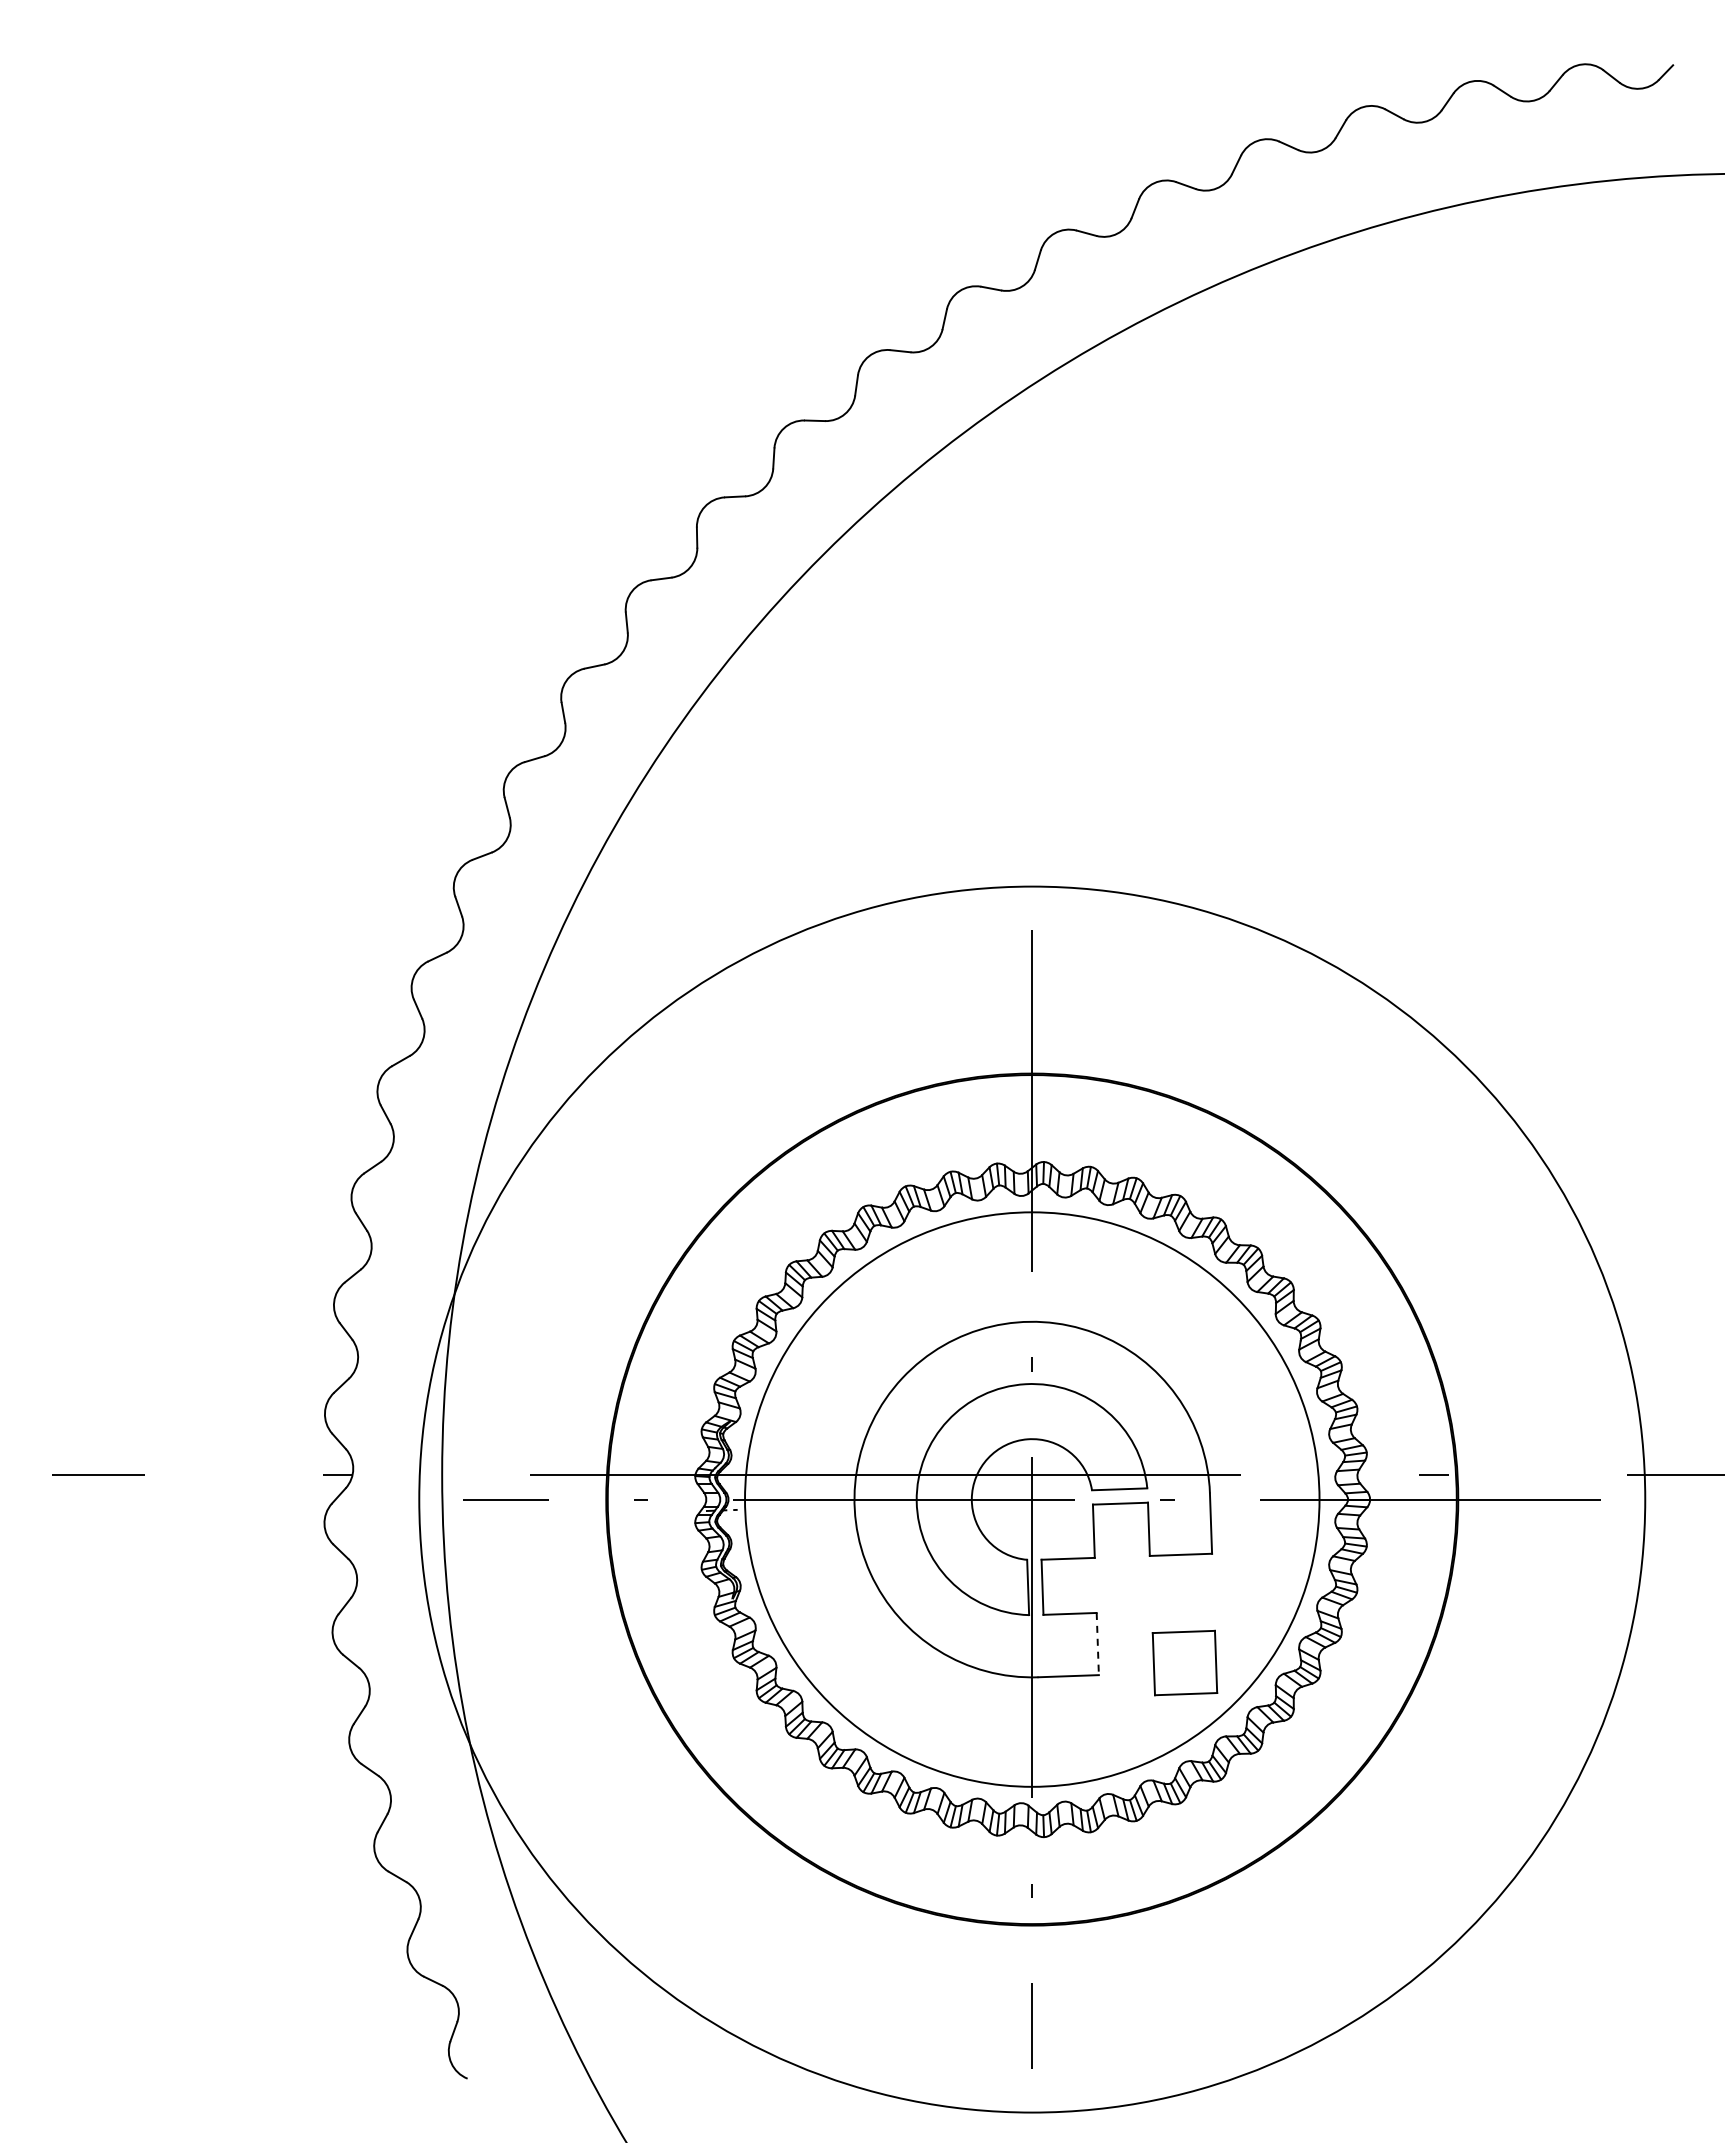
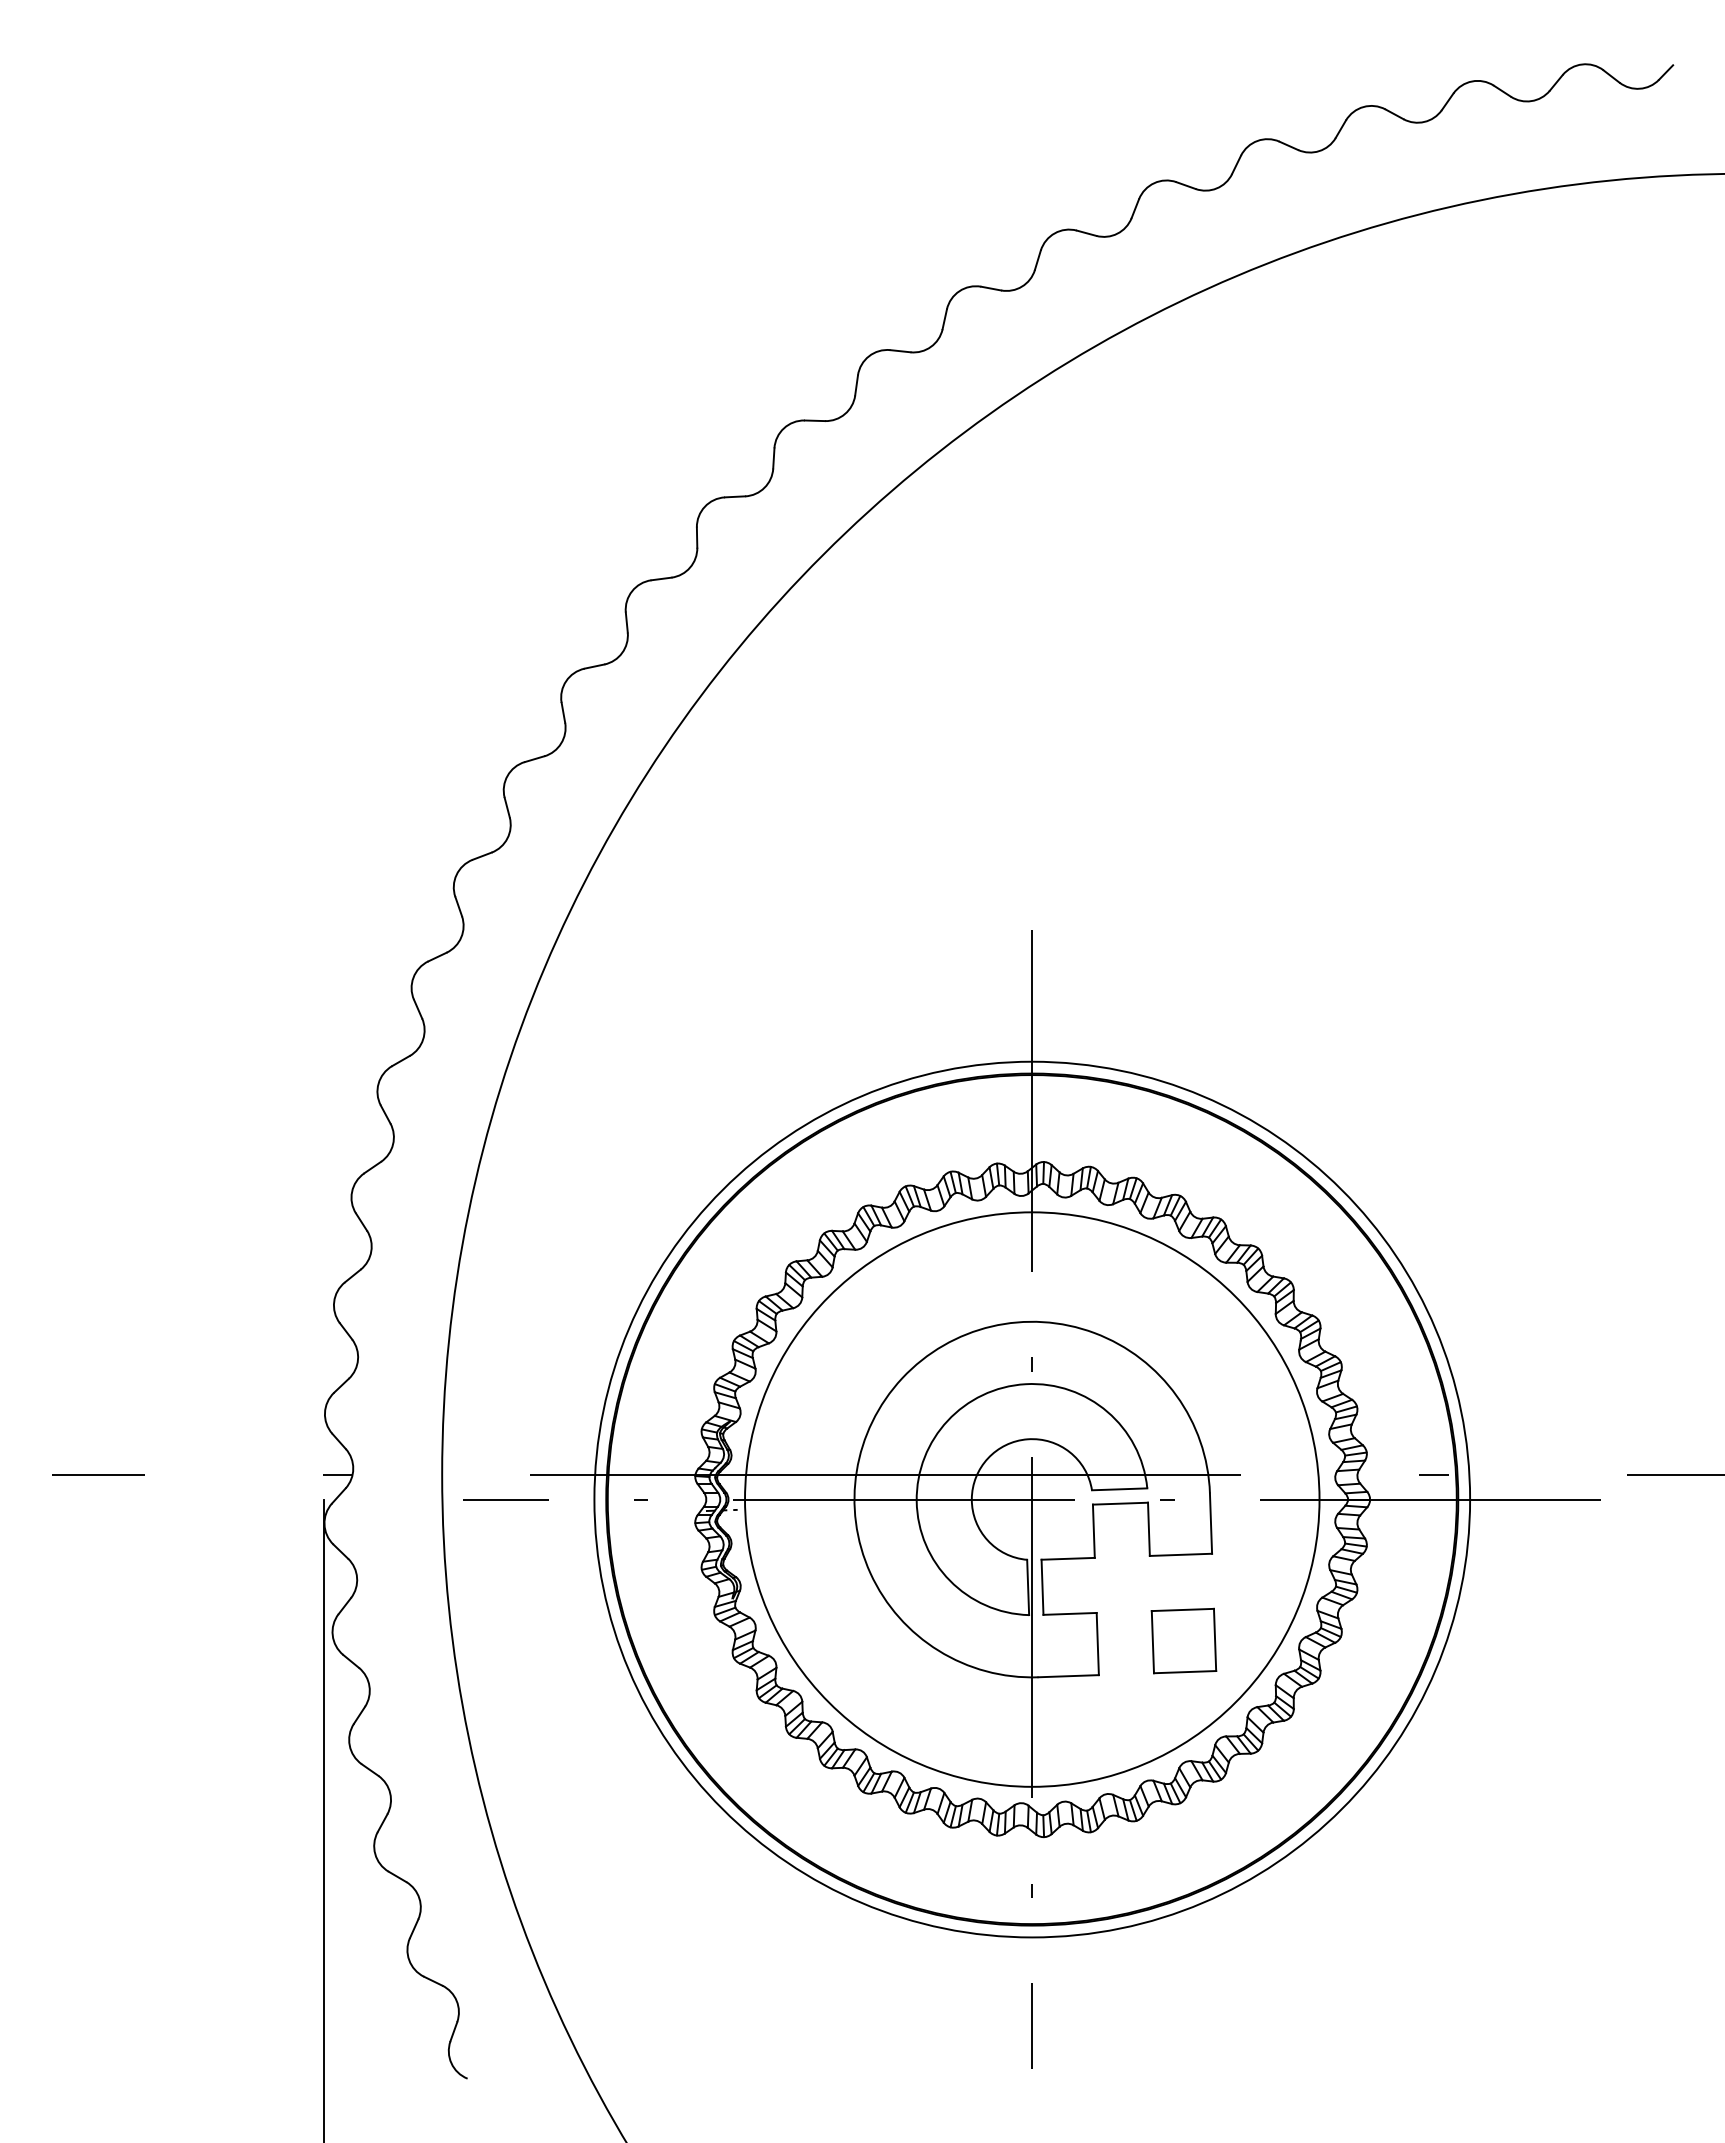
circle diameter: 1226 px -> 876 px (1032, 1499)
line: dashed -> solid (1097, 1644)
part position: (1184, 1662) -> (1183, 1640) (1183, 1640)
line: none -> present (324, 1819)
